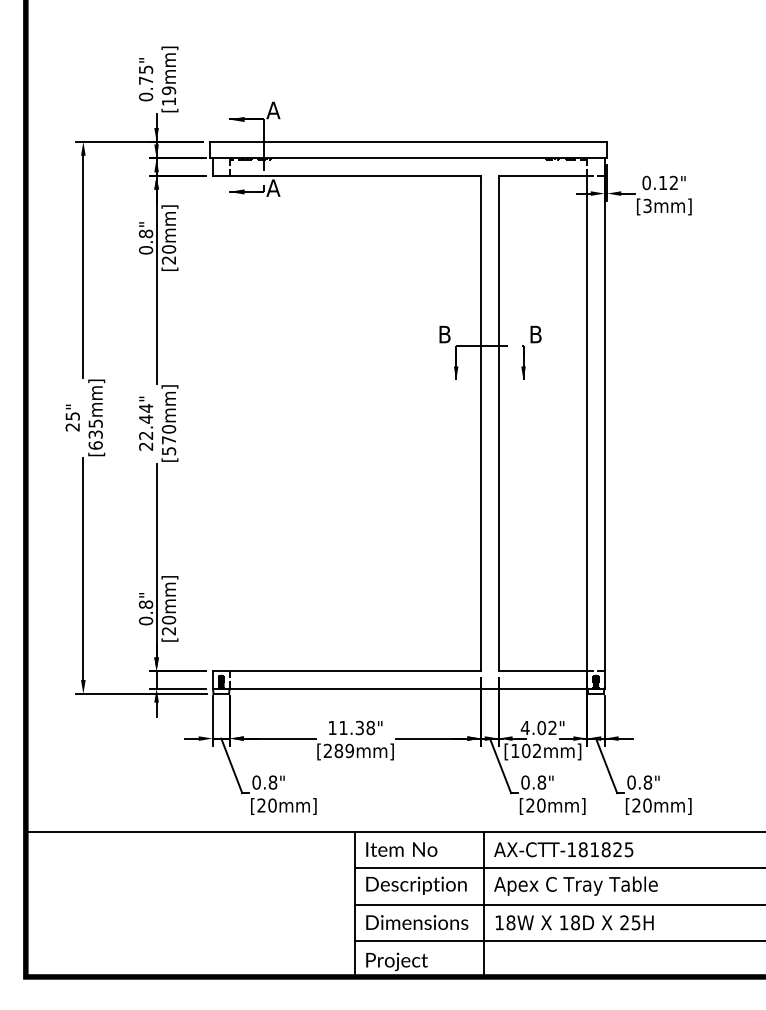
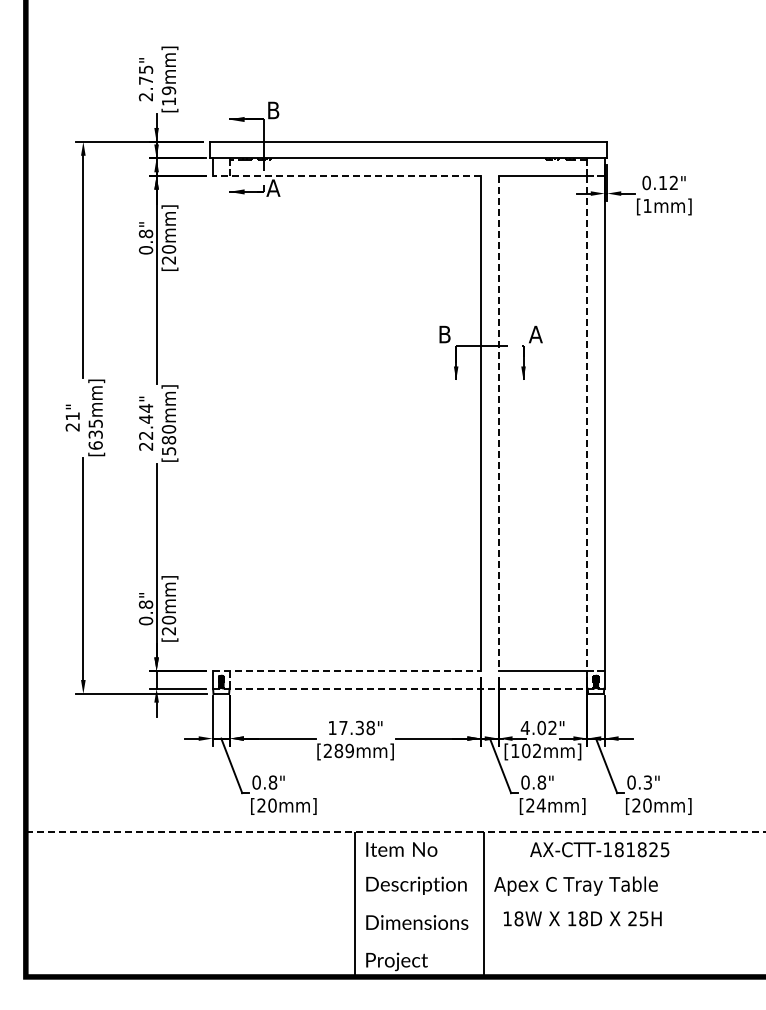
text: 0.75" -> 2.75" (146, 96)
text: A -> B (273, 110)
line: solid -> dashed (346, 175)
text: [3mm] -> [1mm] (647, 205)
text: B -> A (535, 334)
text: 25" -> 21" (72, 416)
line: solid -> dashed (498, 423)
line: solid -> dashed (587, 423)
text: [570mm] -> [580mm] (168, 440)
line: solid -> dashed (347, 671)
line: solid -> dashed (408, 688)
text: 11.38" -> 17.38" (343, 727)
text: 0.8" -> 0.3" (647, 782)
text: [20mm] -> [24mm] (540, 805)
line: solid -> dashed (395, 832)
text position: (563, 849) -> (599, 849) (599, 849)
line: present -> none (558, 868)
line: present -> none (558, 904)
text position: (574, 922) -> (582, 918) (582, 918)
line: present -> none (558, 940)
